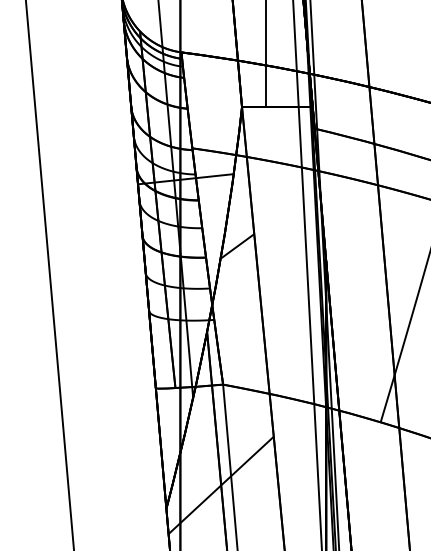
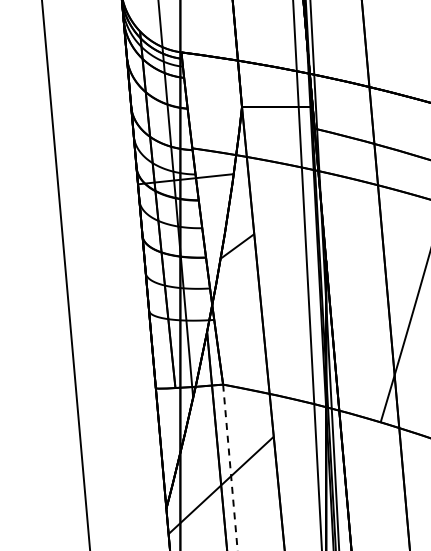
line: present -> none (266, 54)
line position: (49, 274) -> (65, 274) (65, 274)
line: solid -> dashed (230, 468)
